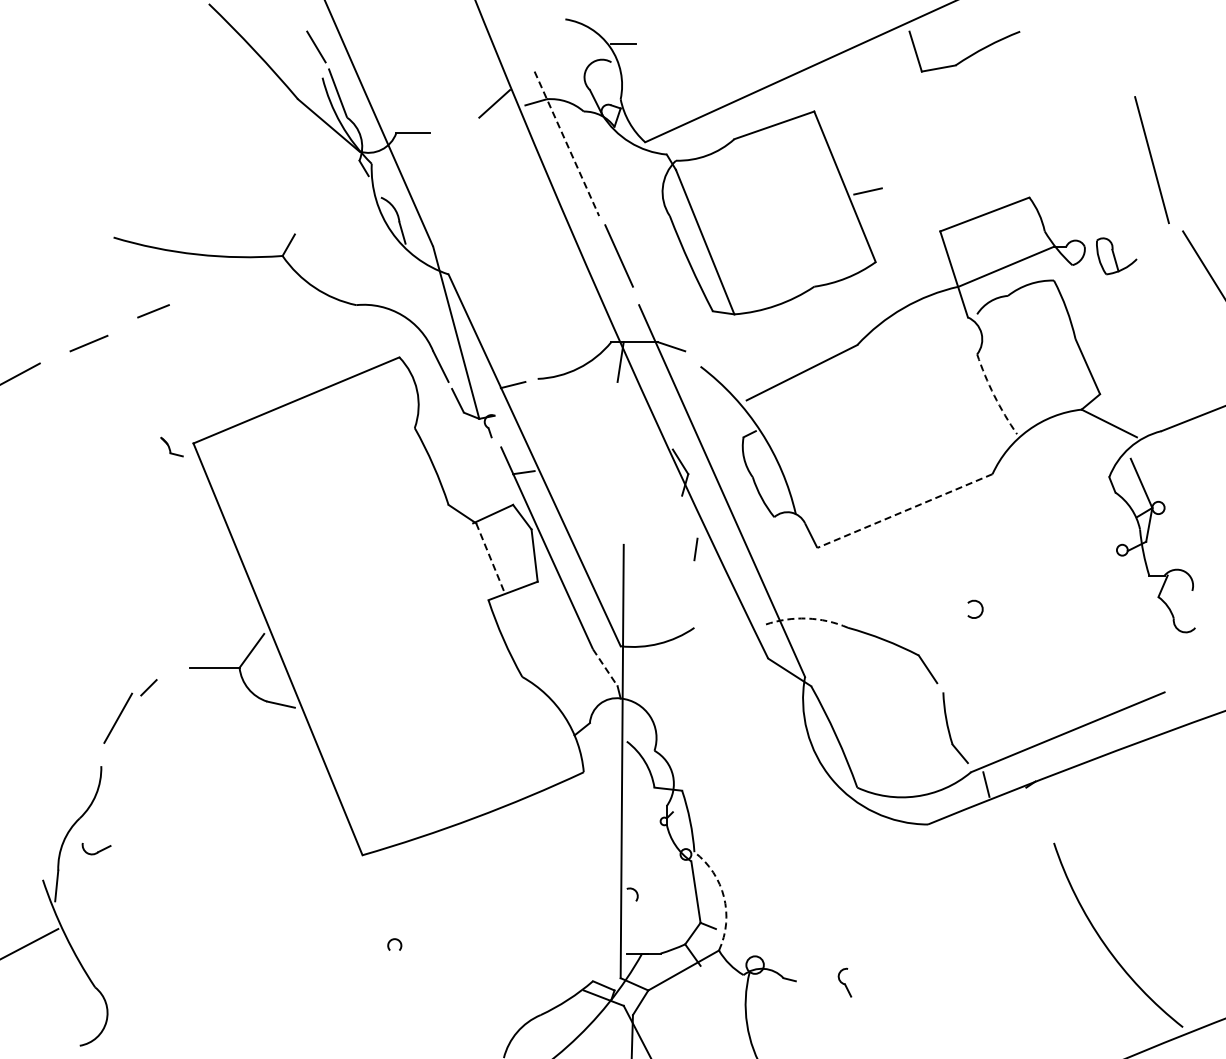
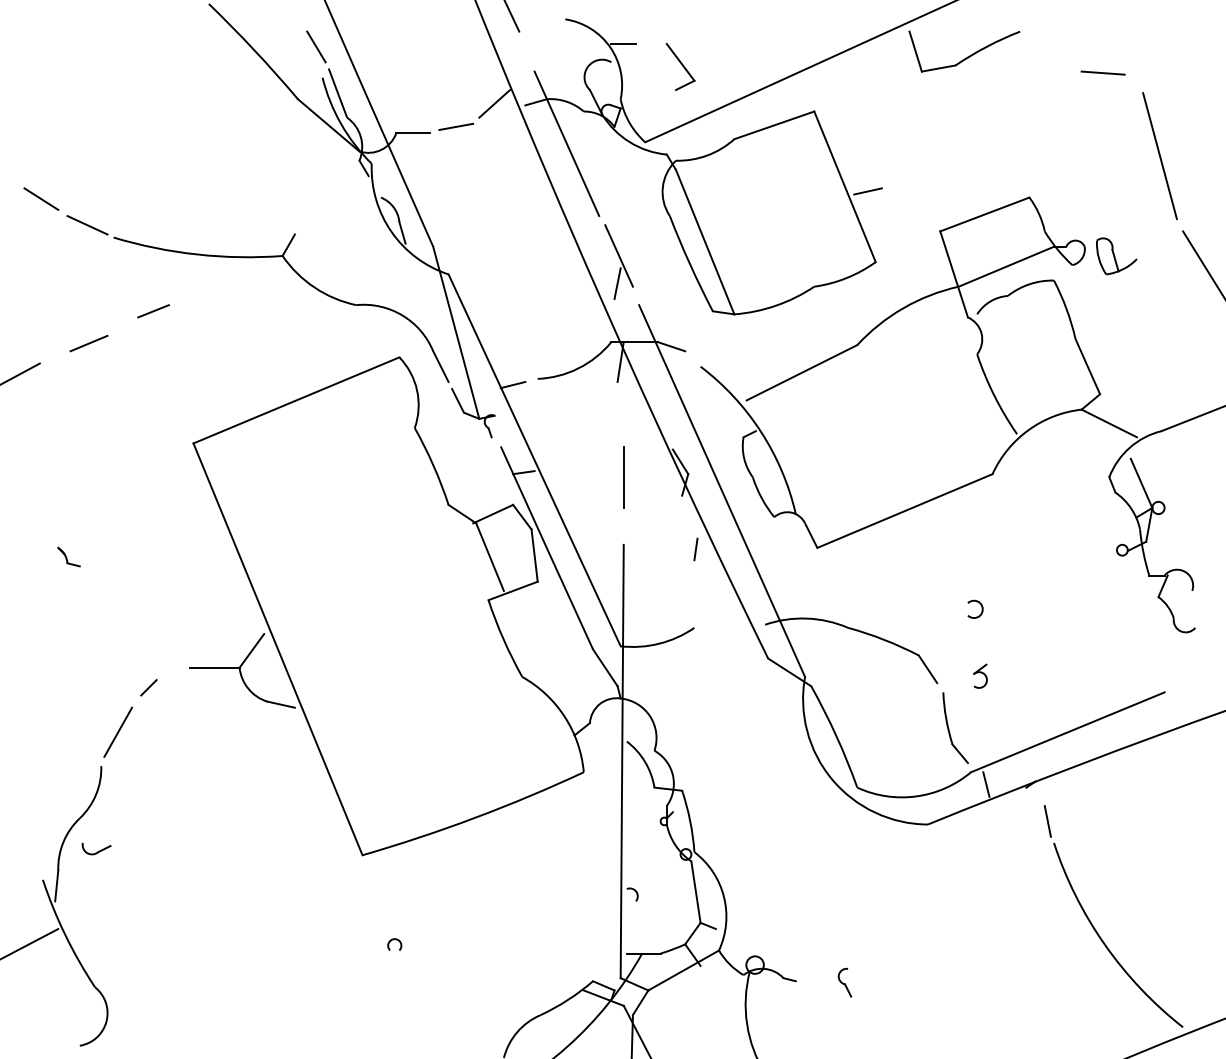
line: none -> present (512, 16)
part: none -> present (680, 66)
line: none -> present (1102, 72)
line: none -> present (456, 126)
line: dashed -> solid (567, 144)
line position: (1151, 160) -> (1159, 156) (1159, 156)
line: none -> present (41, 198)
line: none -> present (87, 225)
line: none -> present (617, 283)
arc: dashed -> solid (994, 395)
part position: (171, 446) -> (68, 556) (68, 556)
line: none -> present (623, 476)
line: dashed -> solid (904, 511)
line: dashed -> solid (490, 557)
arc: dashed -> solid (806, 618)
line: dashed -> solid (605, 668)
part: none -> present (980, 675)
line position: (118, 717) -> (118, 731) (118, 731)
line: none -> present (1047, 821)
arc: dashed -> solid (724, 897)
